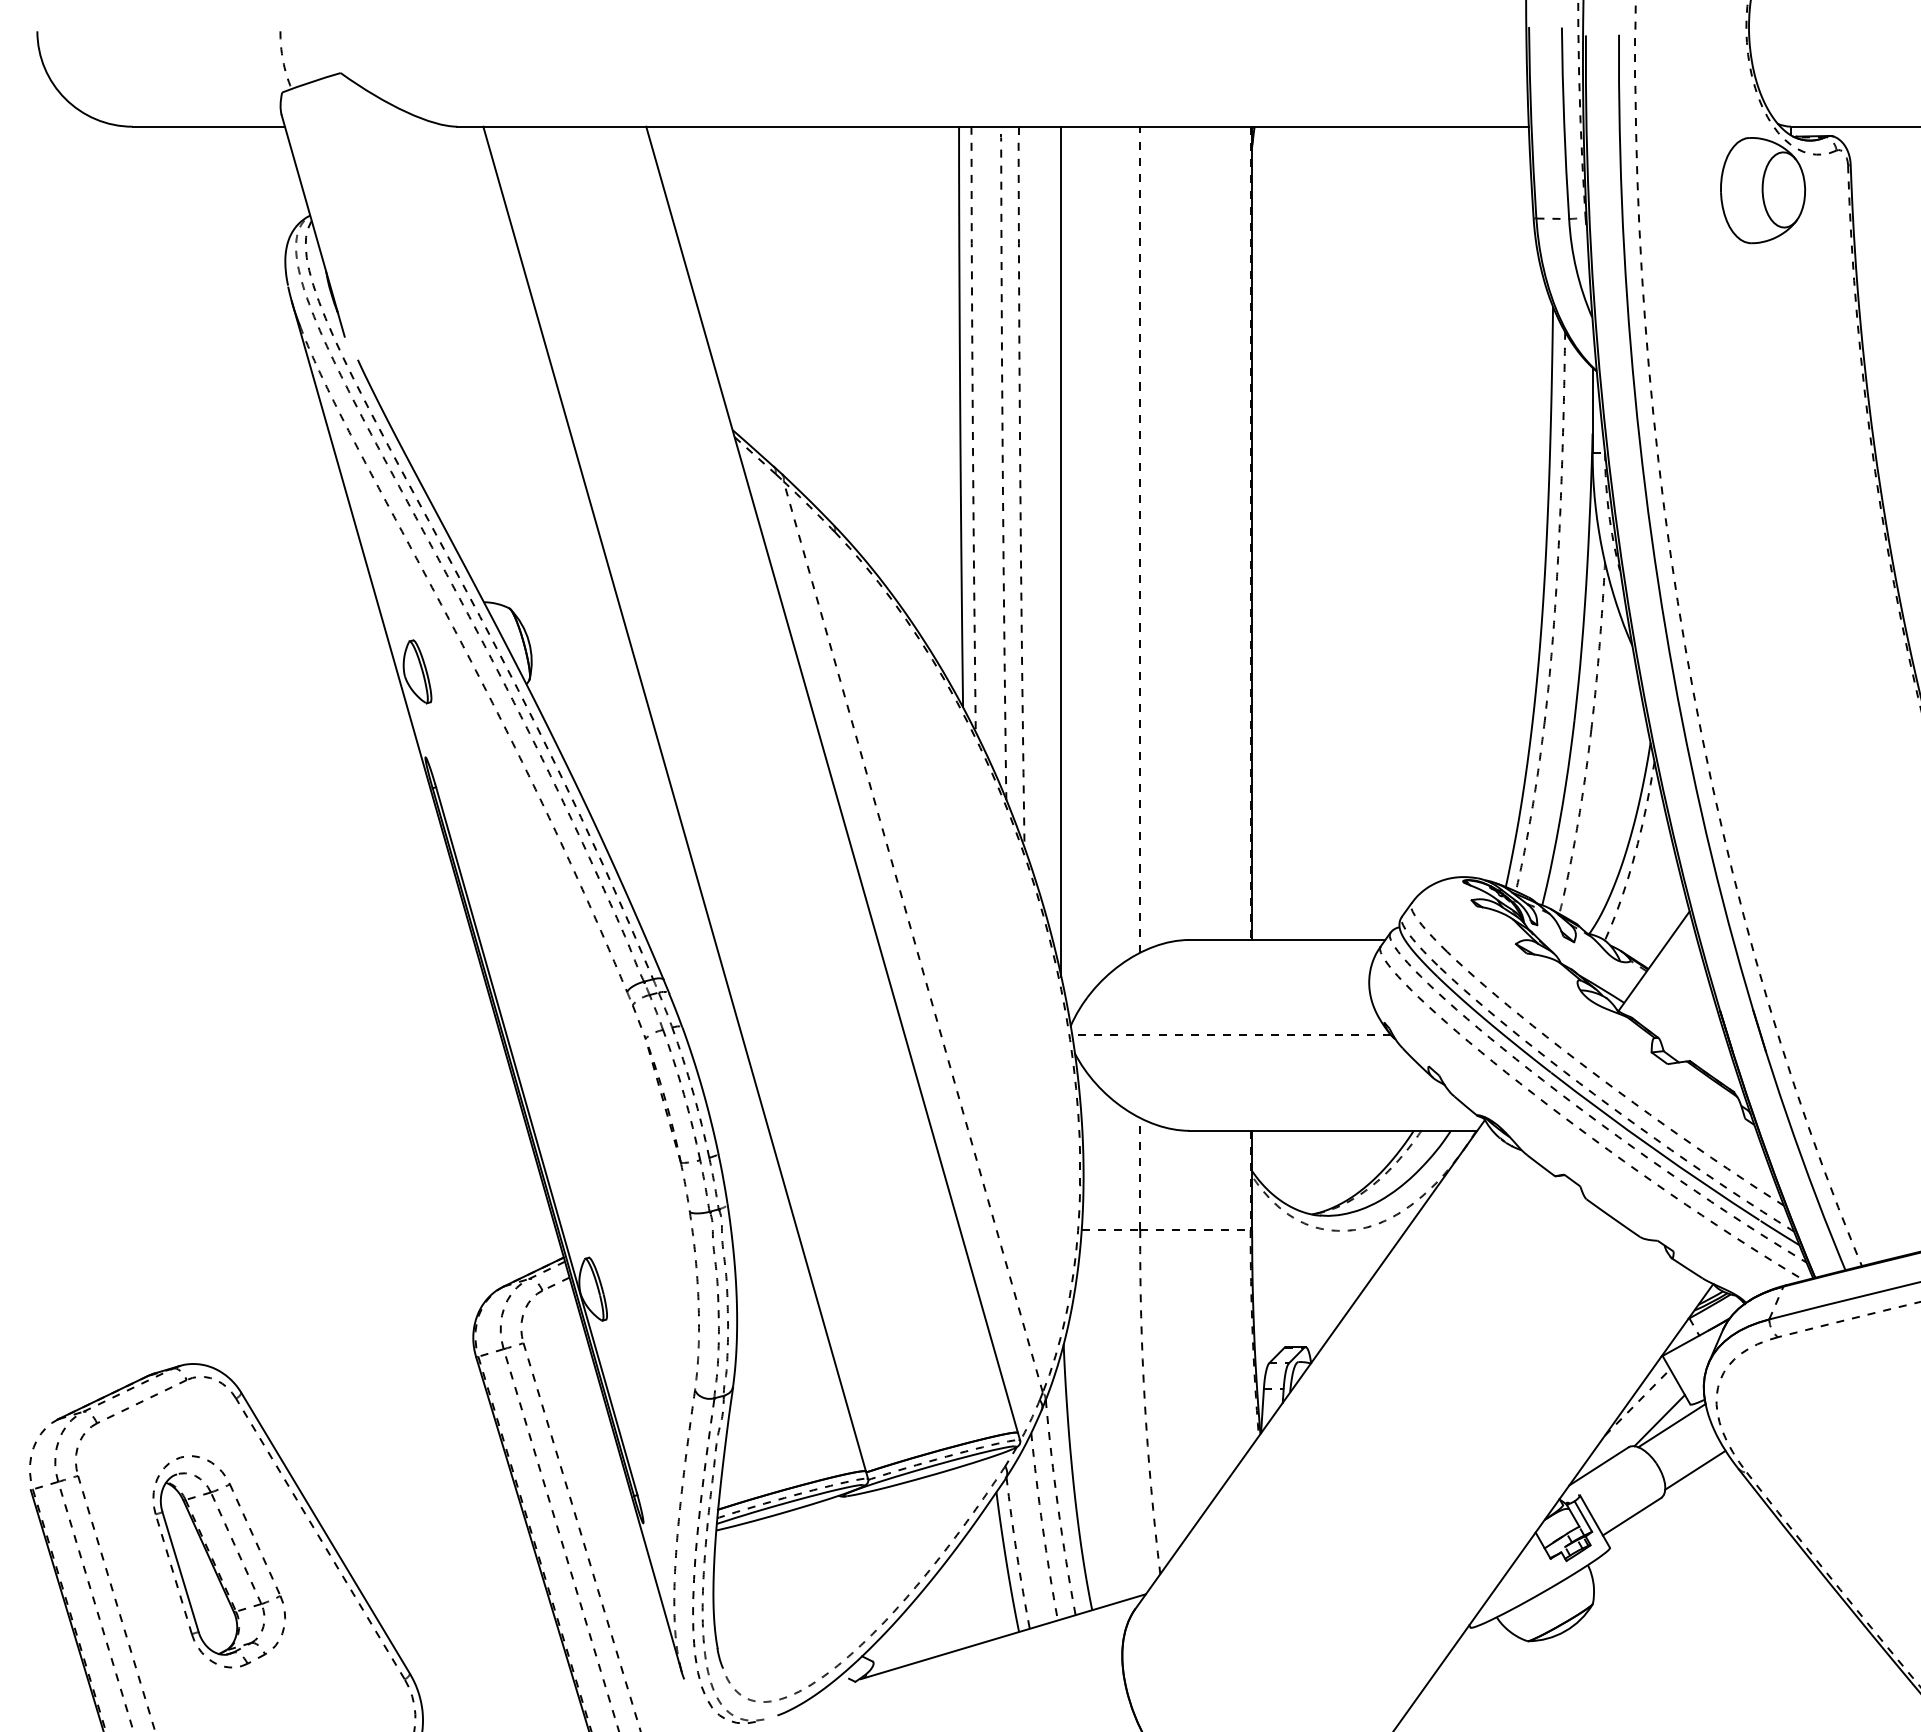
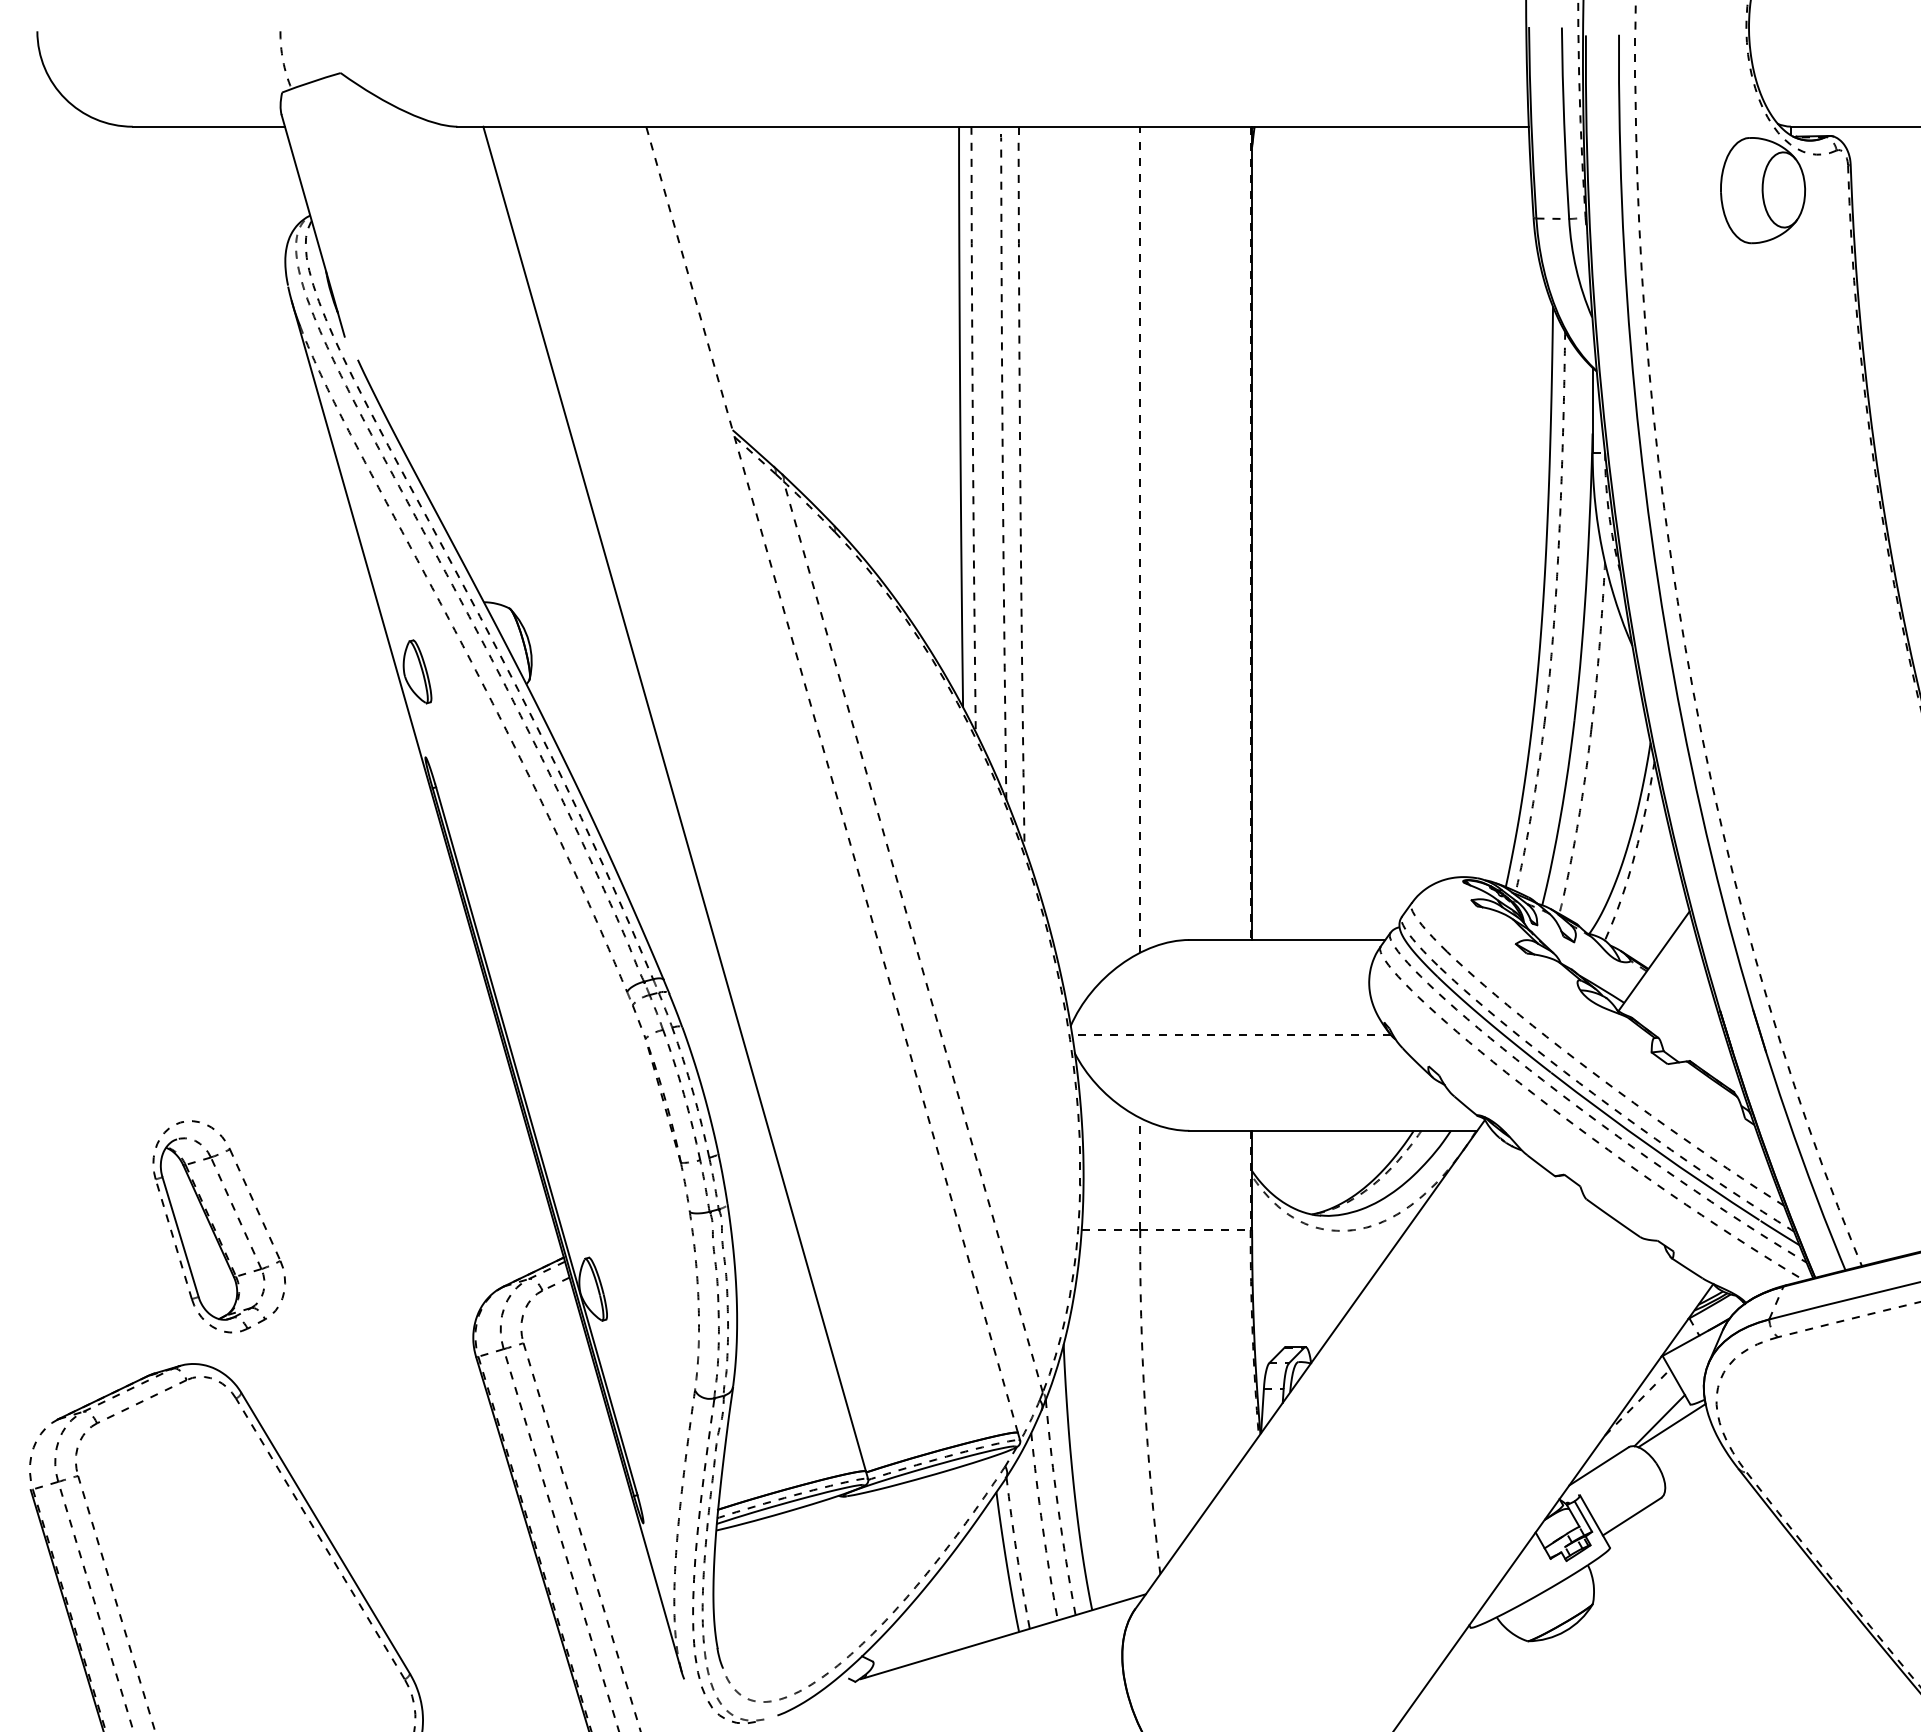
line: present -> none (1061, 551)
line: solid -> dashed (832, 779)
line: present -> none (1695, 1469)
part position: (219, 1561) -> (219, 1226) (219, 1226)
